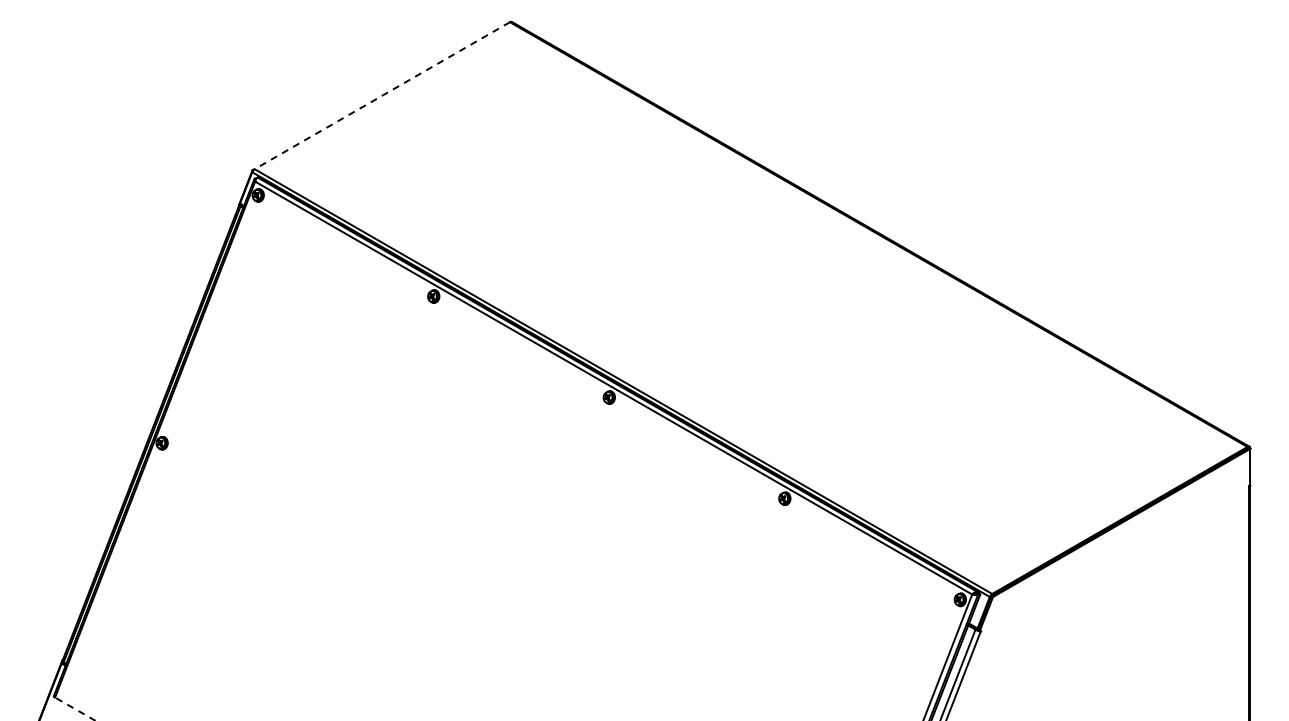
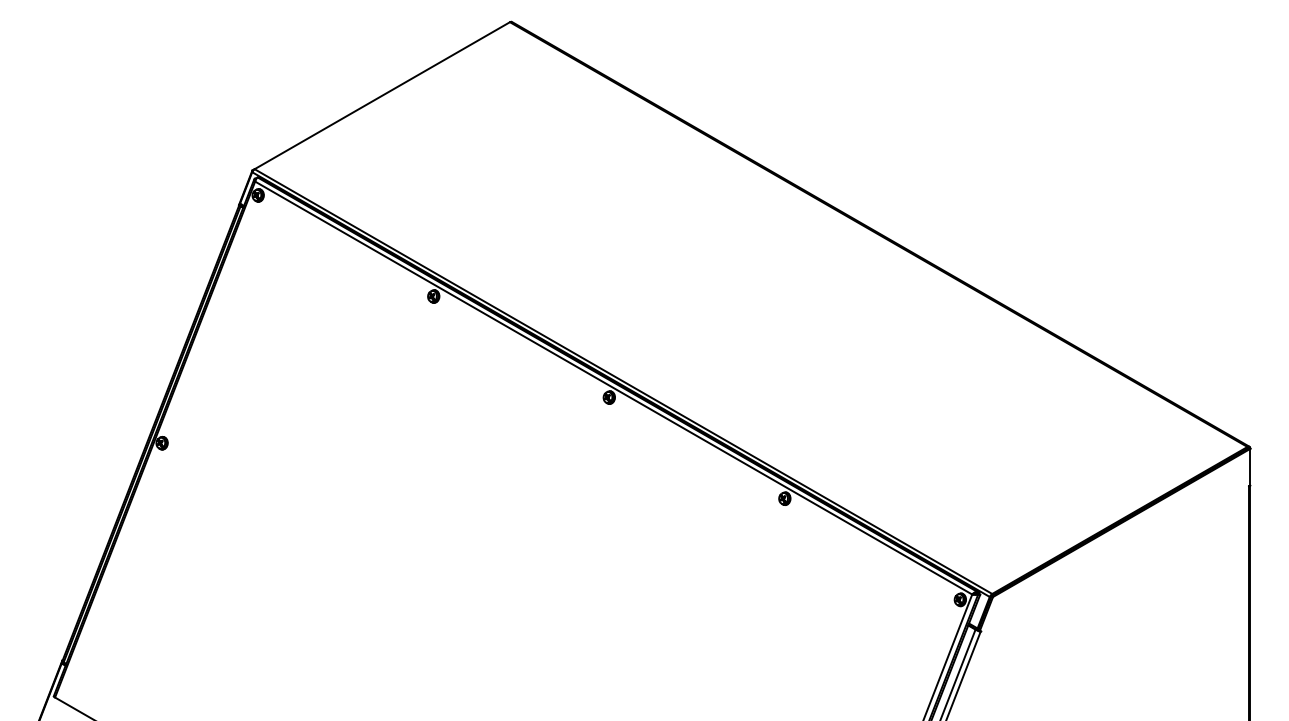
line: dashed -> solid (381, 95)
line: dashed -> solid (74, 708)
